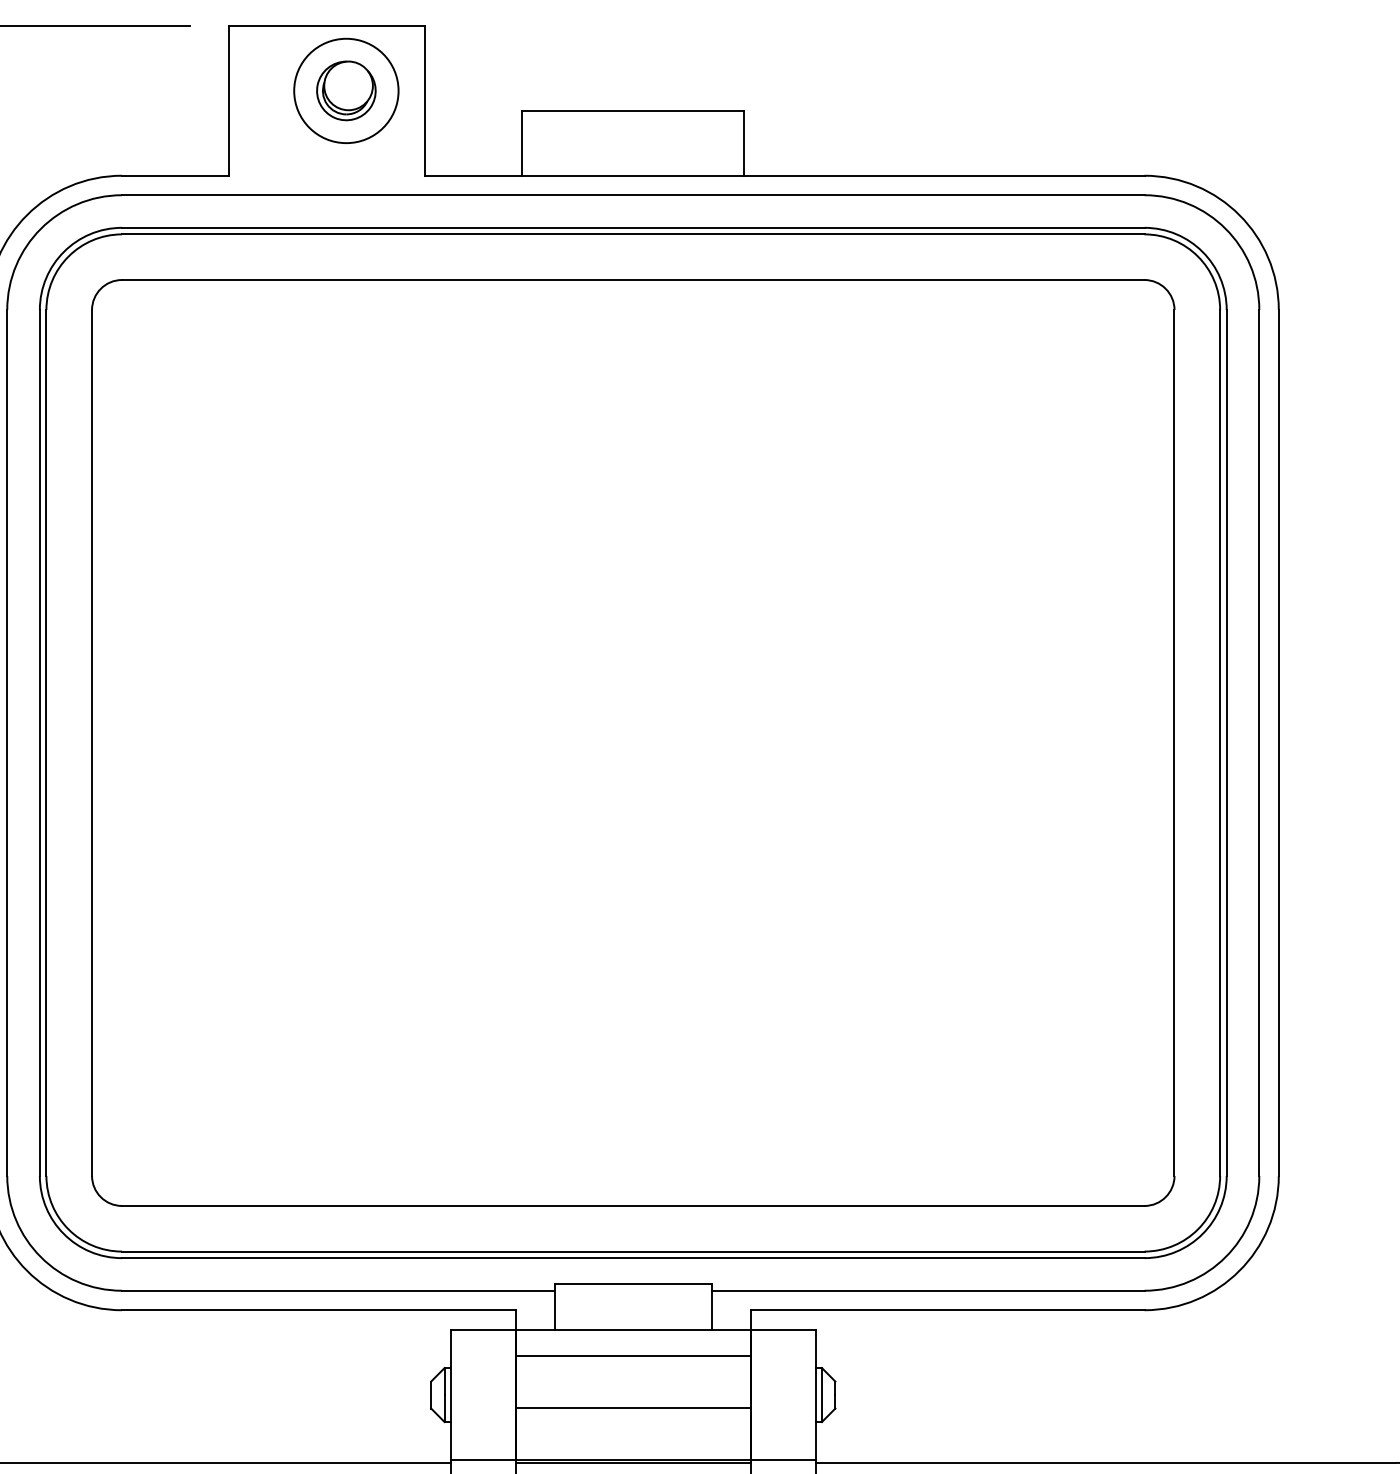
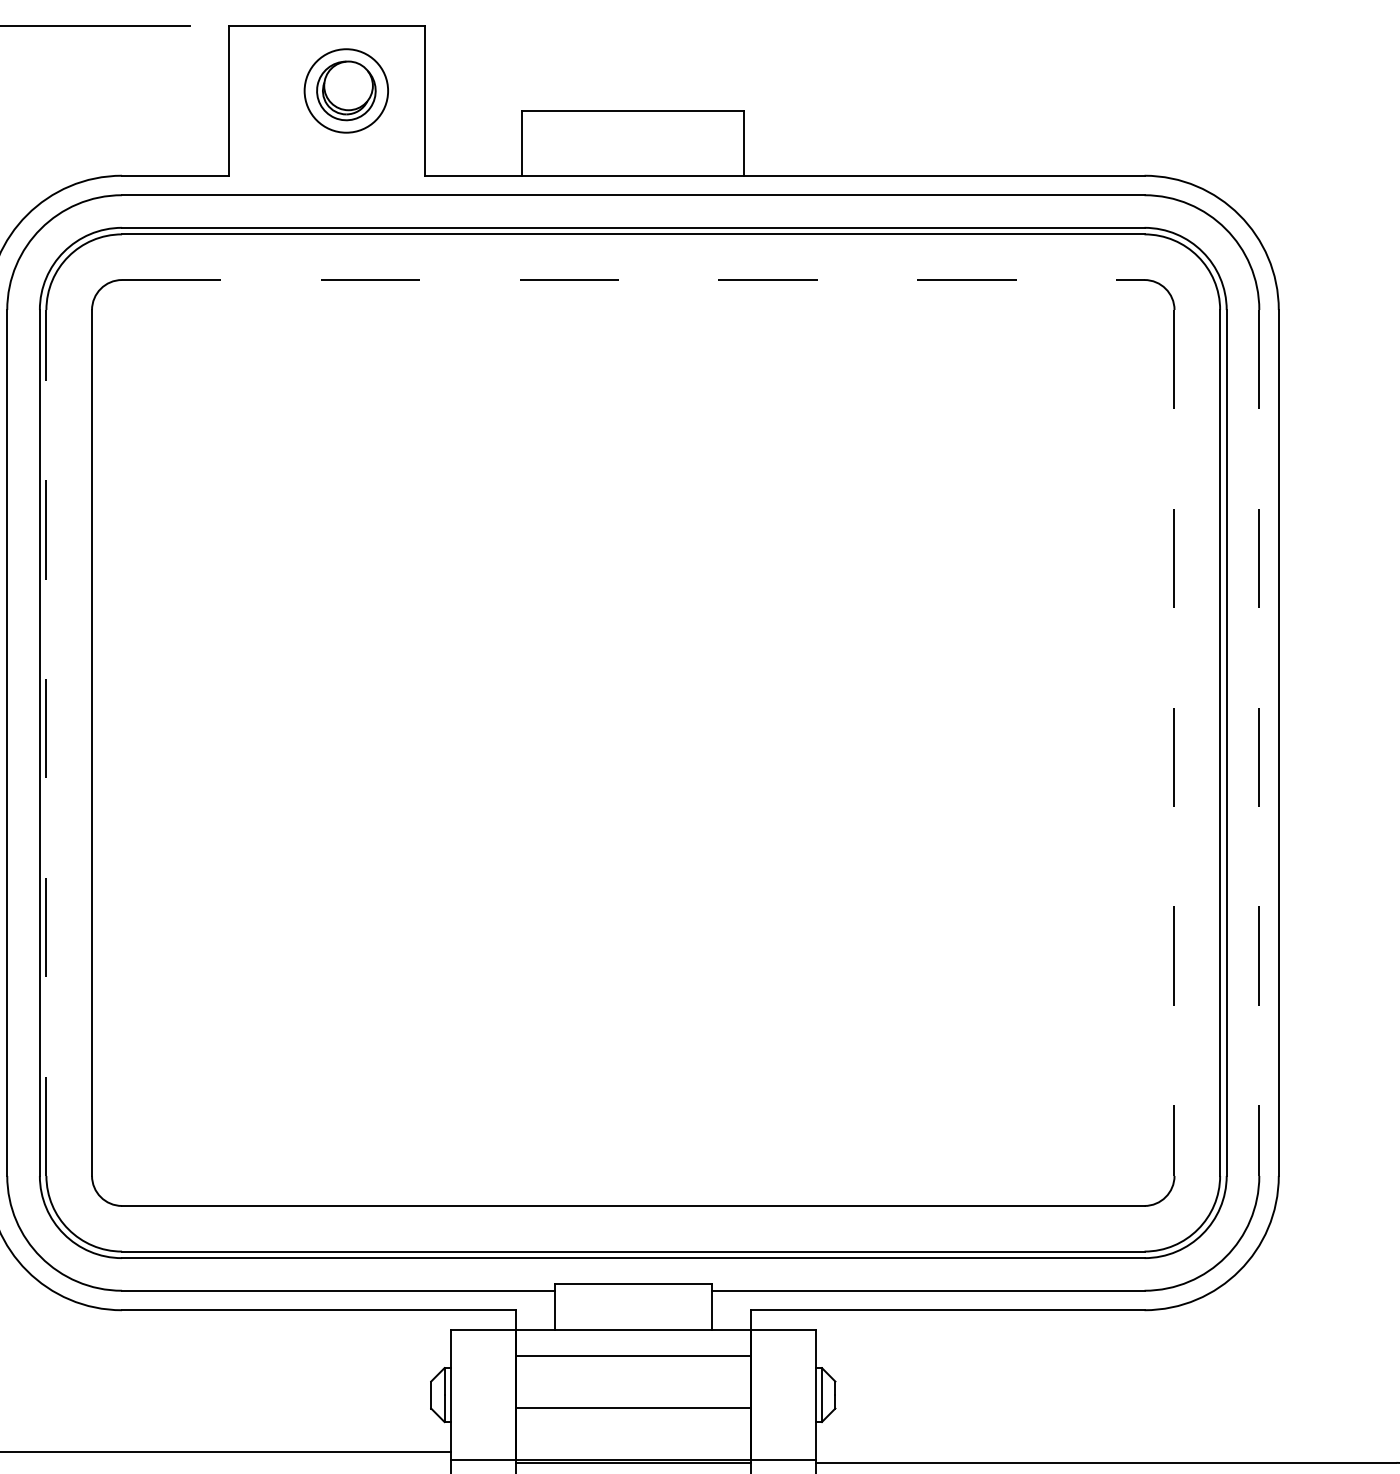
circle diameter: 104 px -> 83 px (346, 90)
line: solid -> dashed (633, 280)
line: solid -> dashed (46, 742)
line: solid -> dashed (1174, 742)
line: solid -> dashed (1259, 742)
line position: (226, 1462) -> (226, 1451) (226, 1451)
